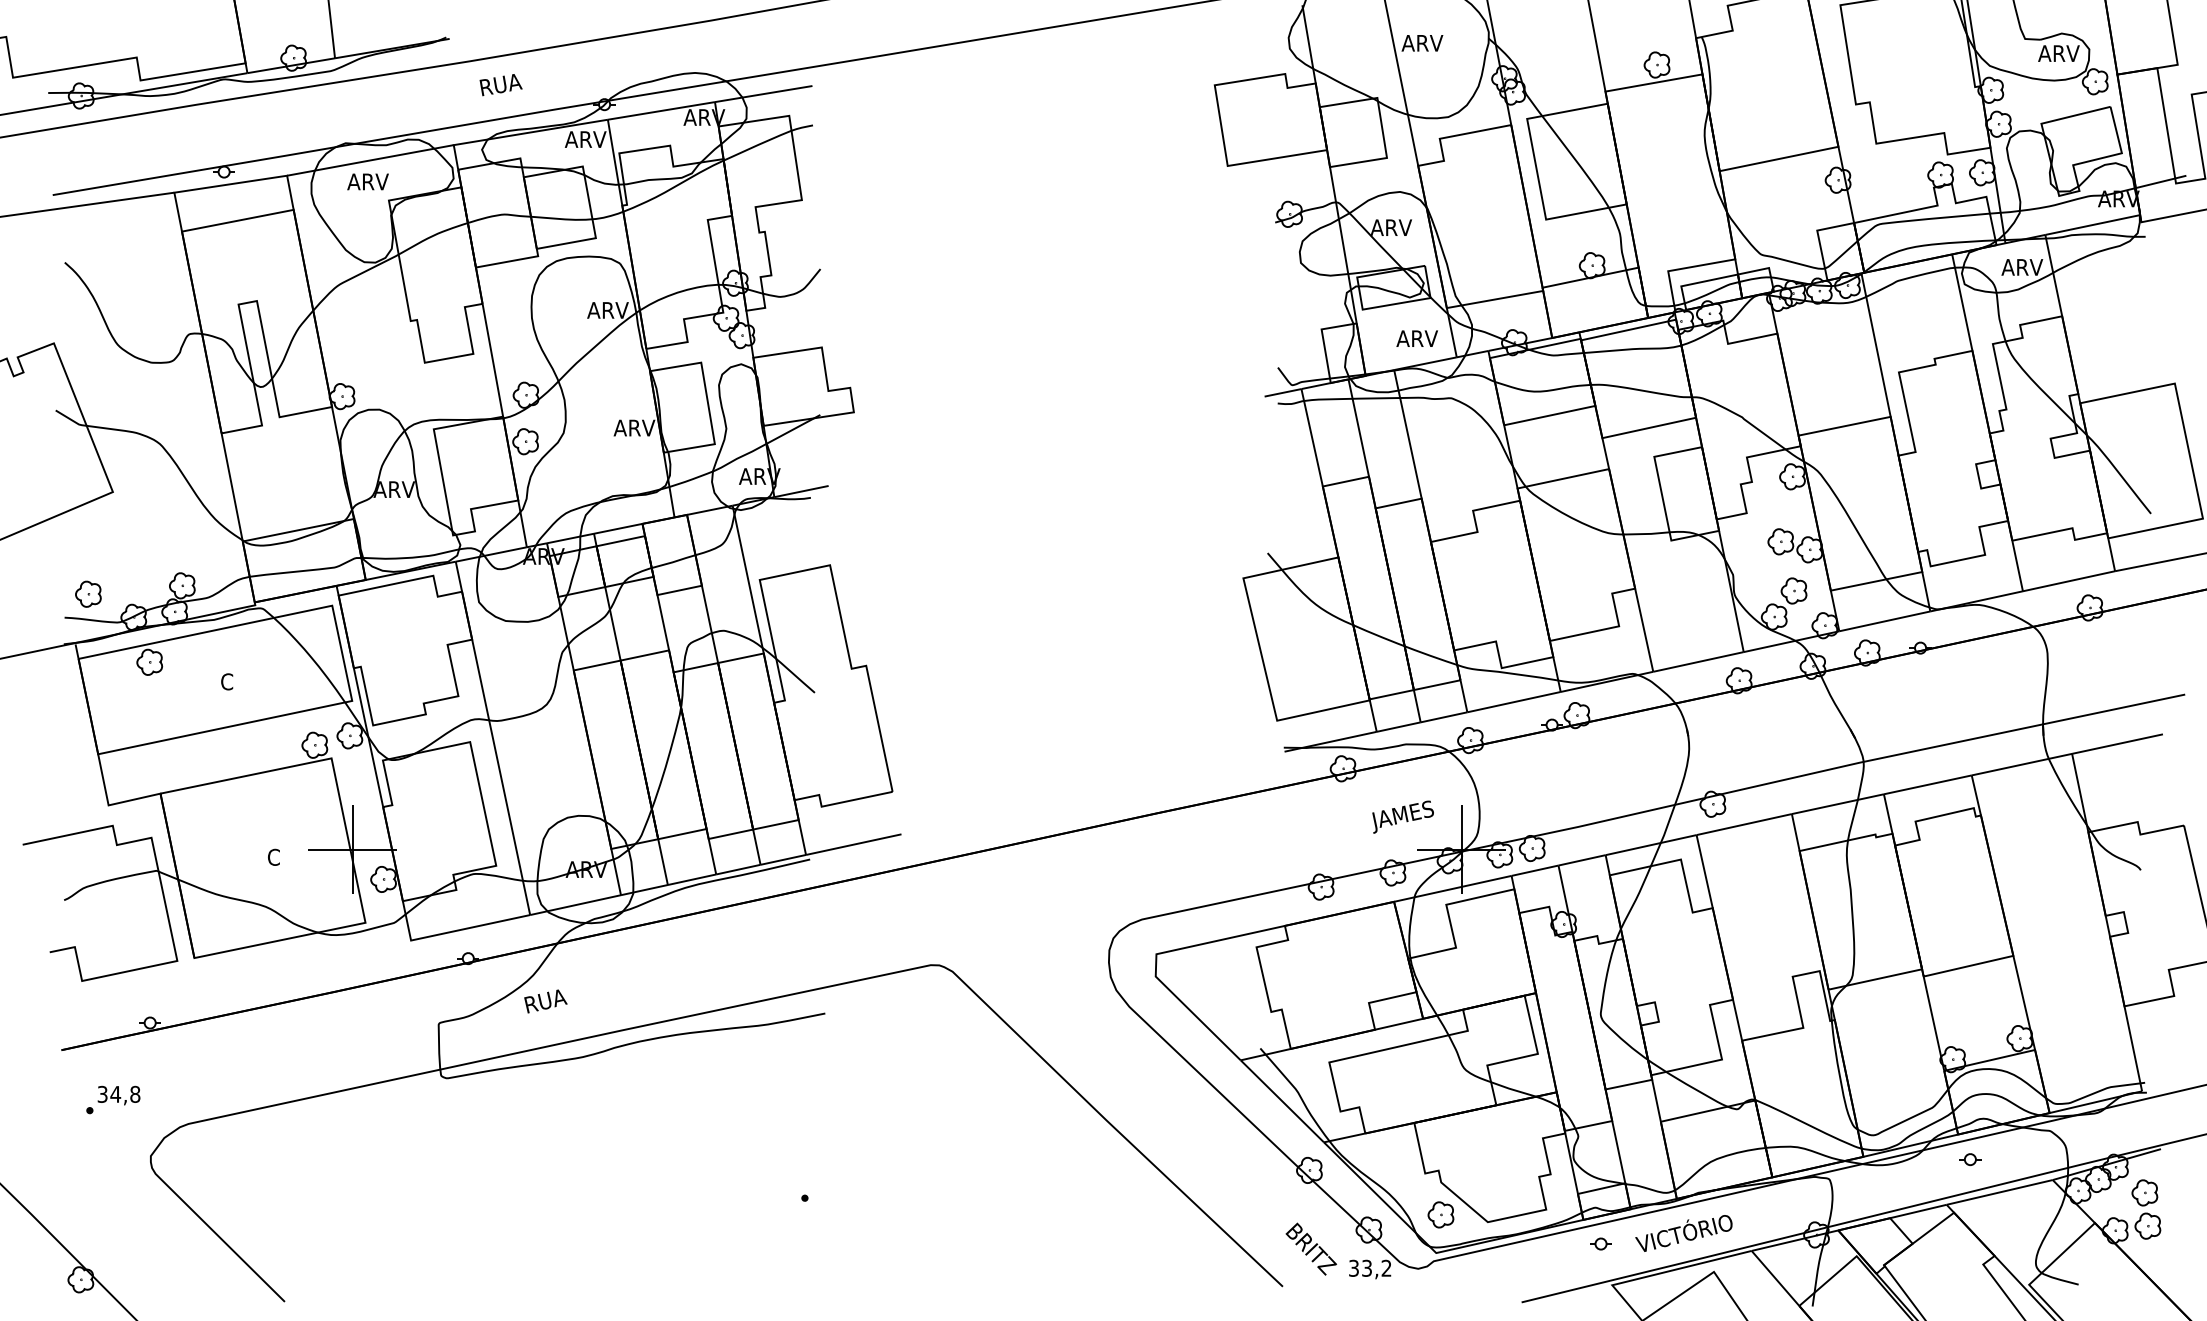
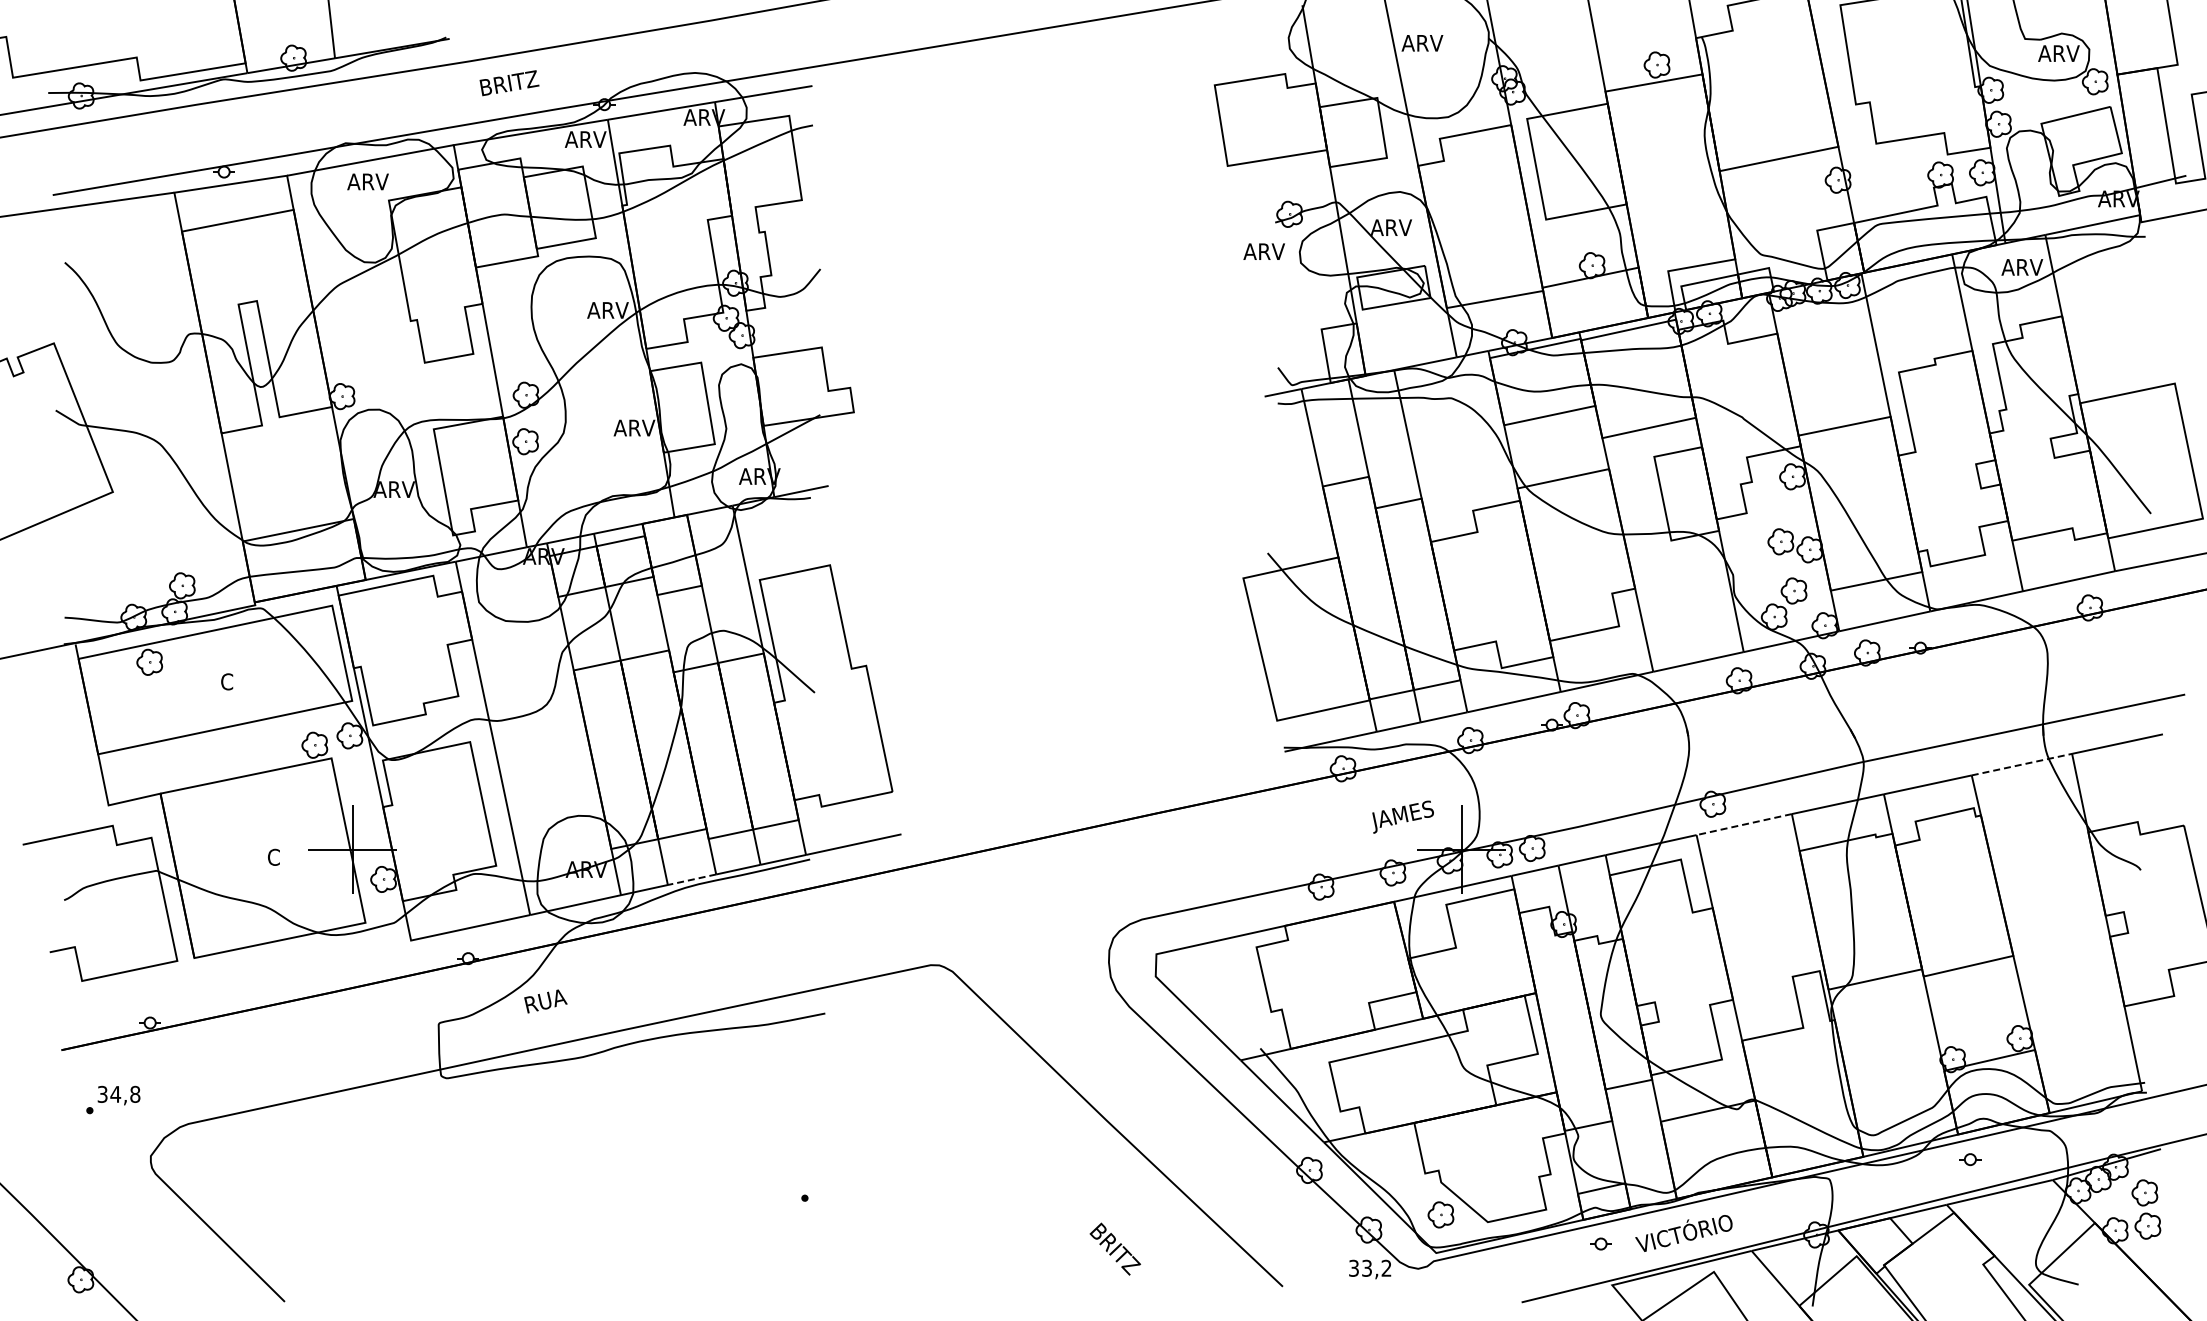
text: RUA -> BRITZ (510, 82)
text position: (1416, 338) -> (1263, 251) (1263, 251)
part: present -> none (88, 593)
line: solid -> dashed (2022, 764)
line: solid -> dashed (1744, 824)
line: solid -> dashed (692, 879)
text position: (1310, 1248) -> (1114, 1248) (1114, 1248)
